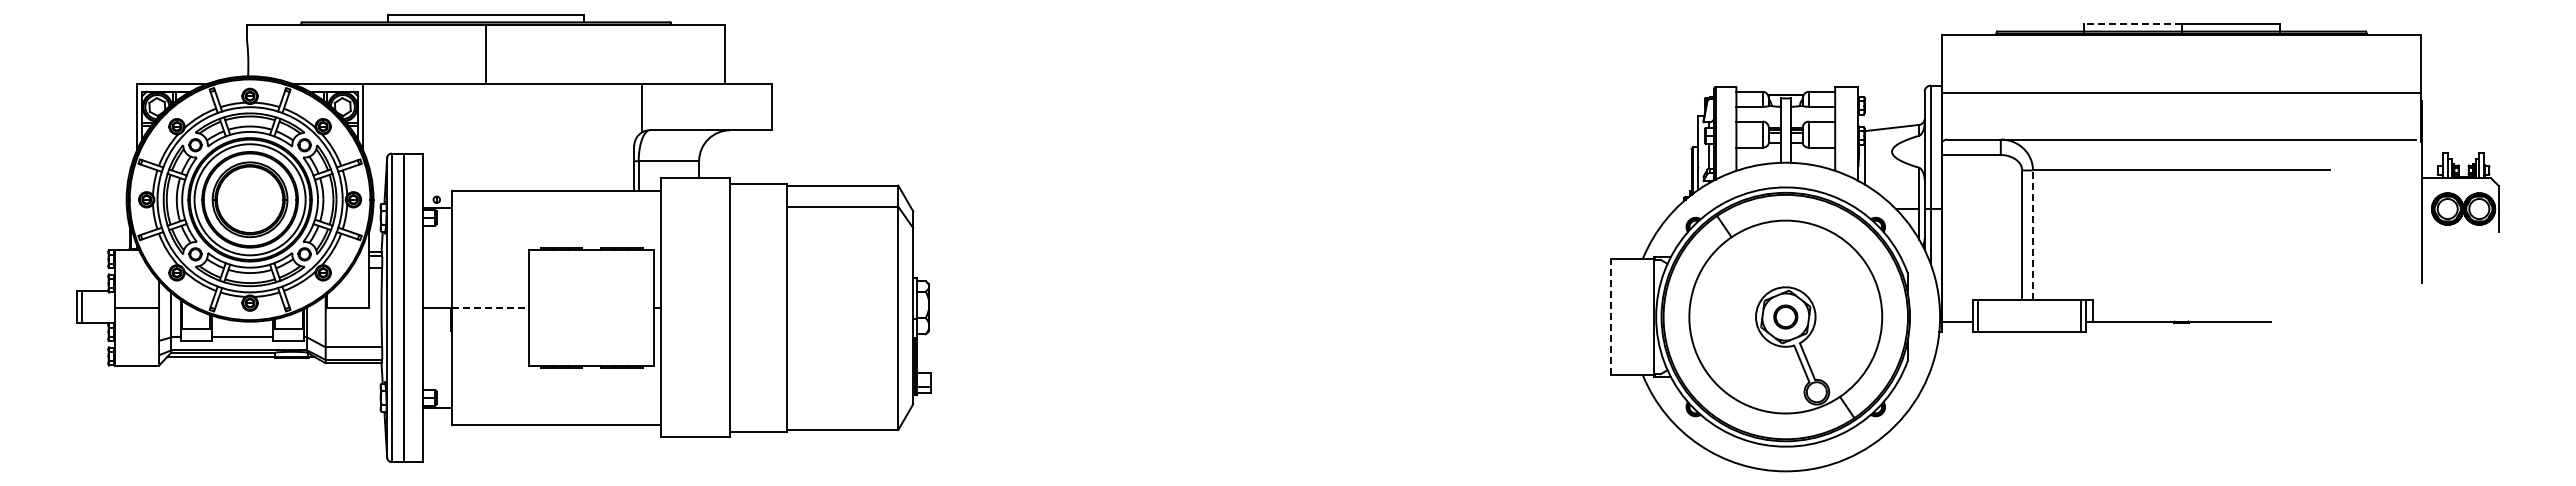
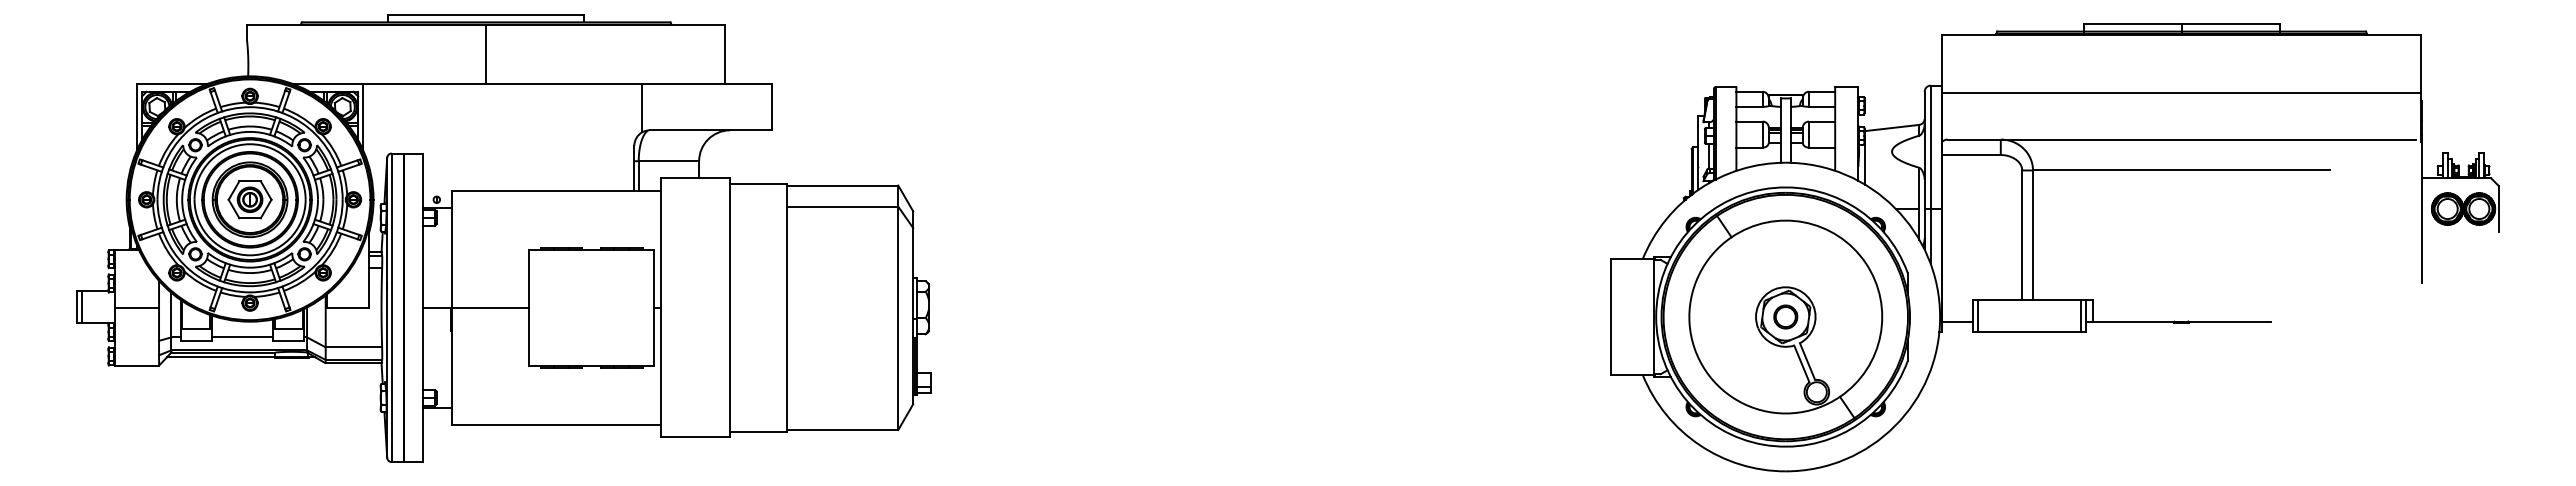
line: dashed -> solid (2132, 23)
part: none -> present (249, 199)
line: dashed -> solid (2032, 235)
line: dashed -> solid (491, 307)
line: dashed -> solid (1611, 317)
